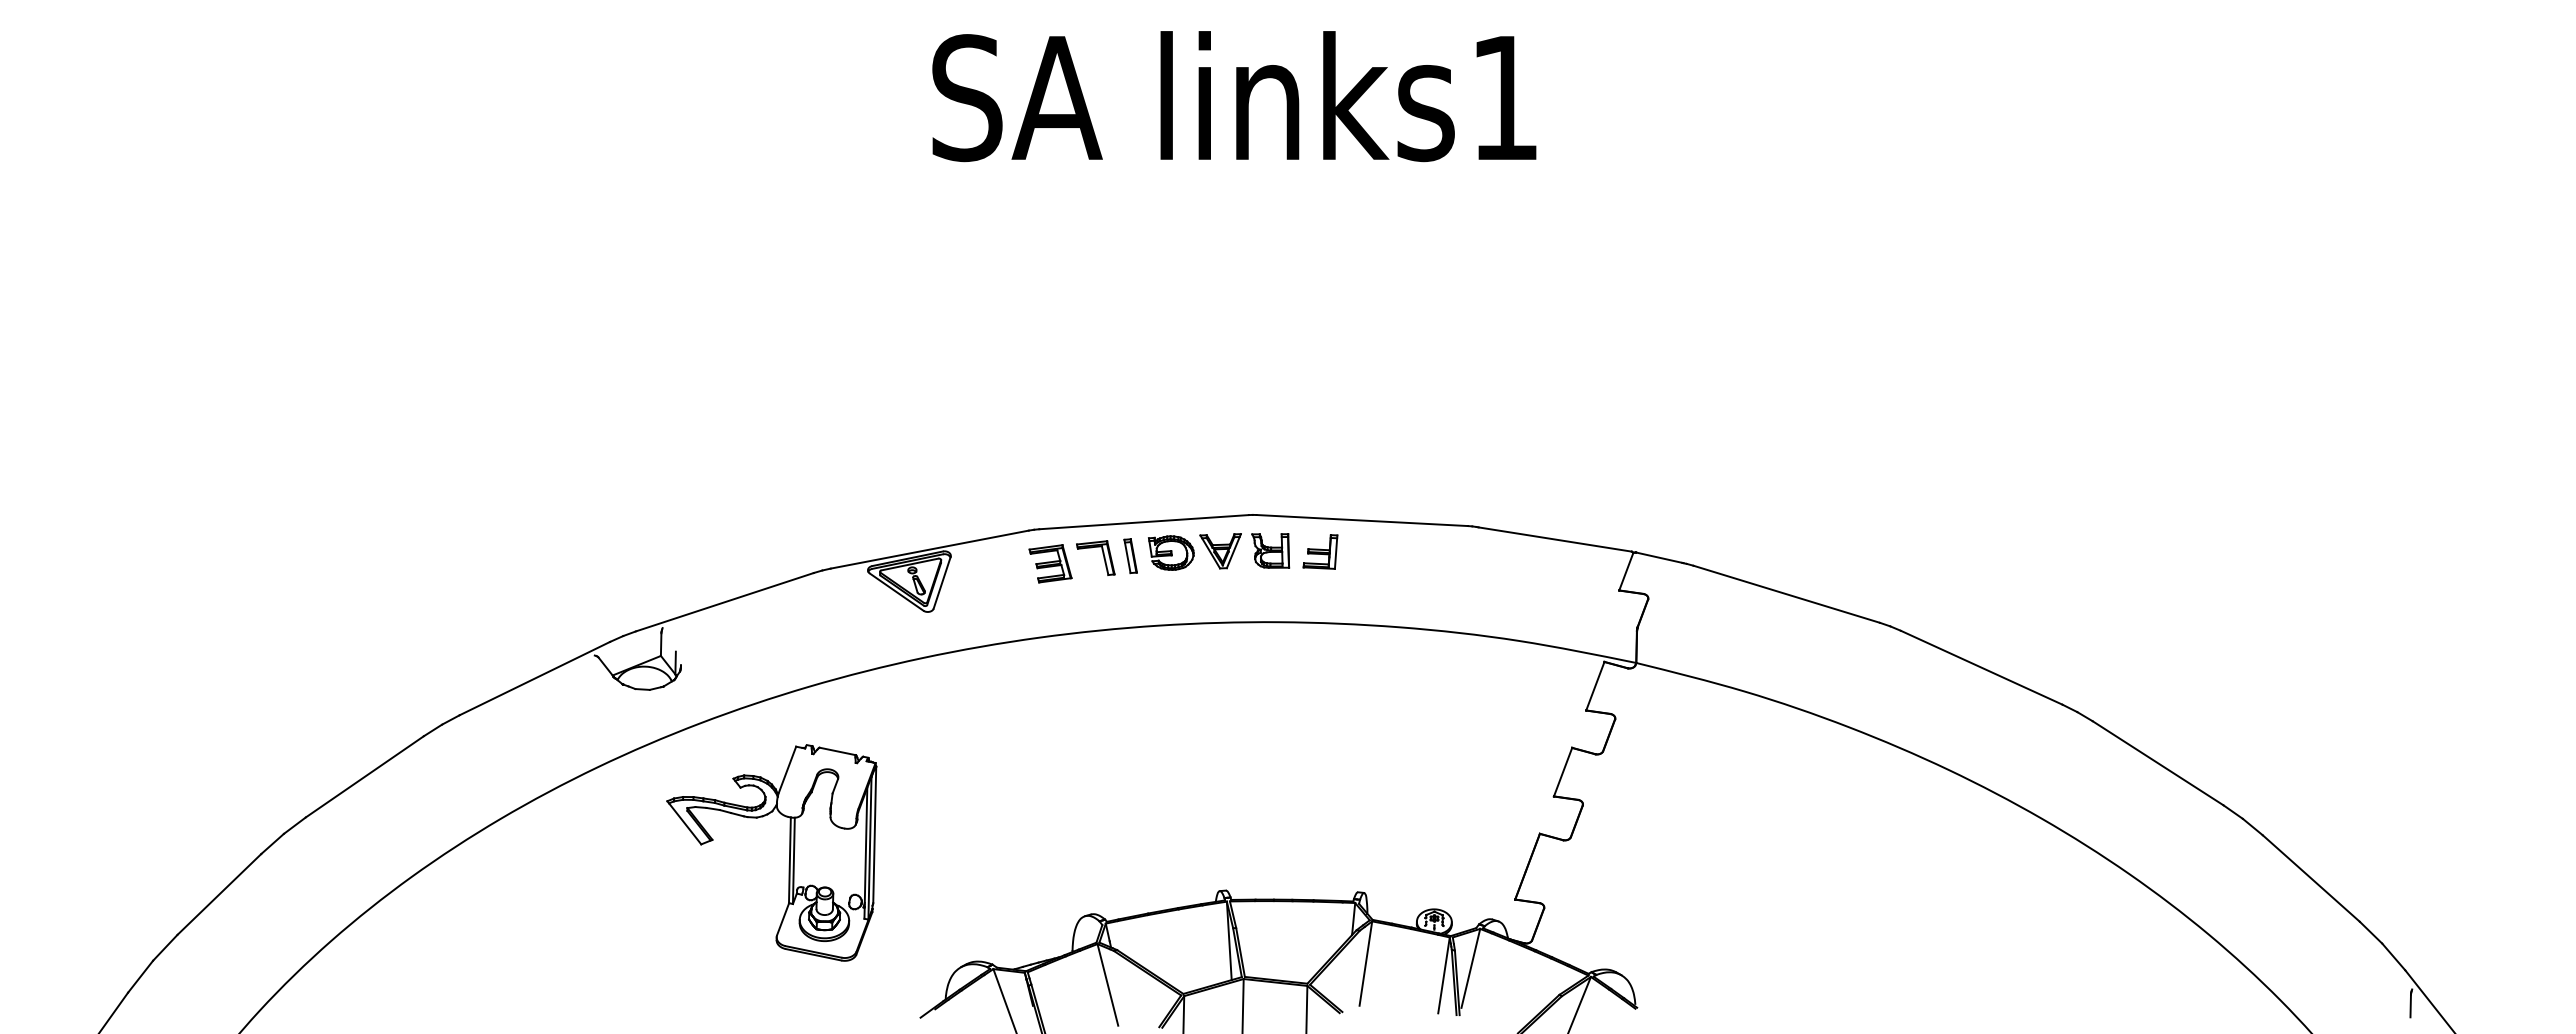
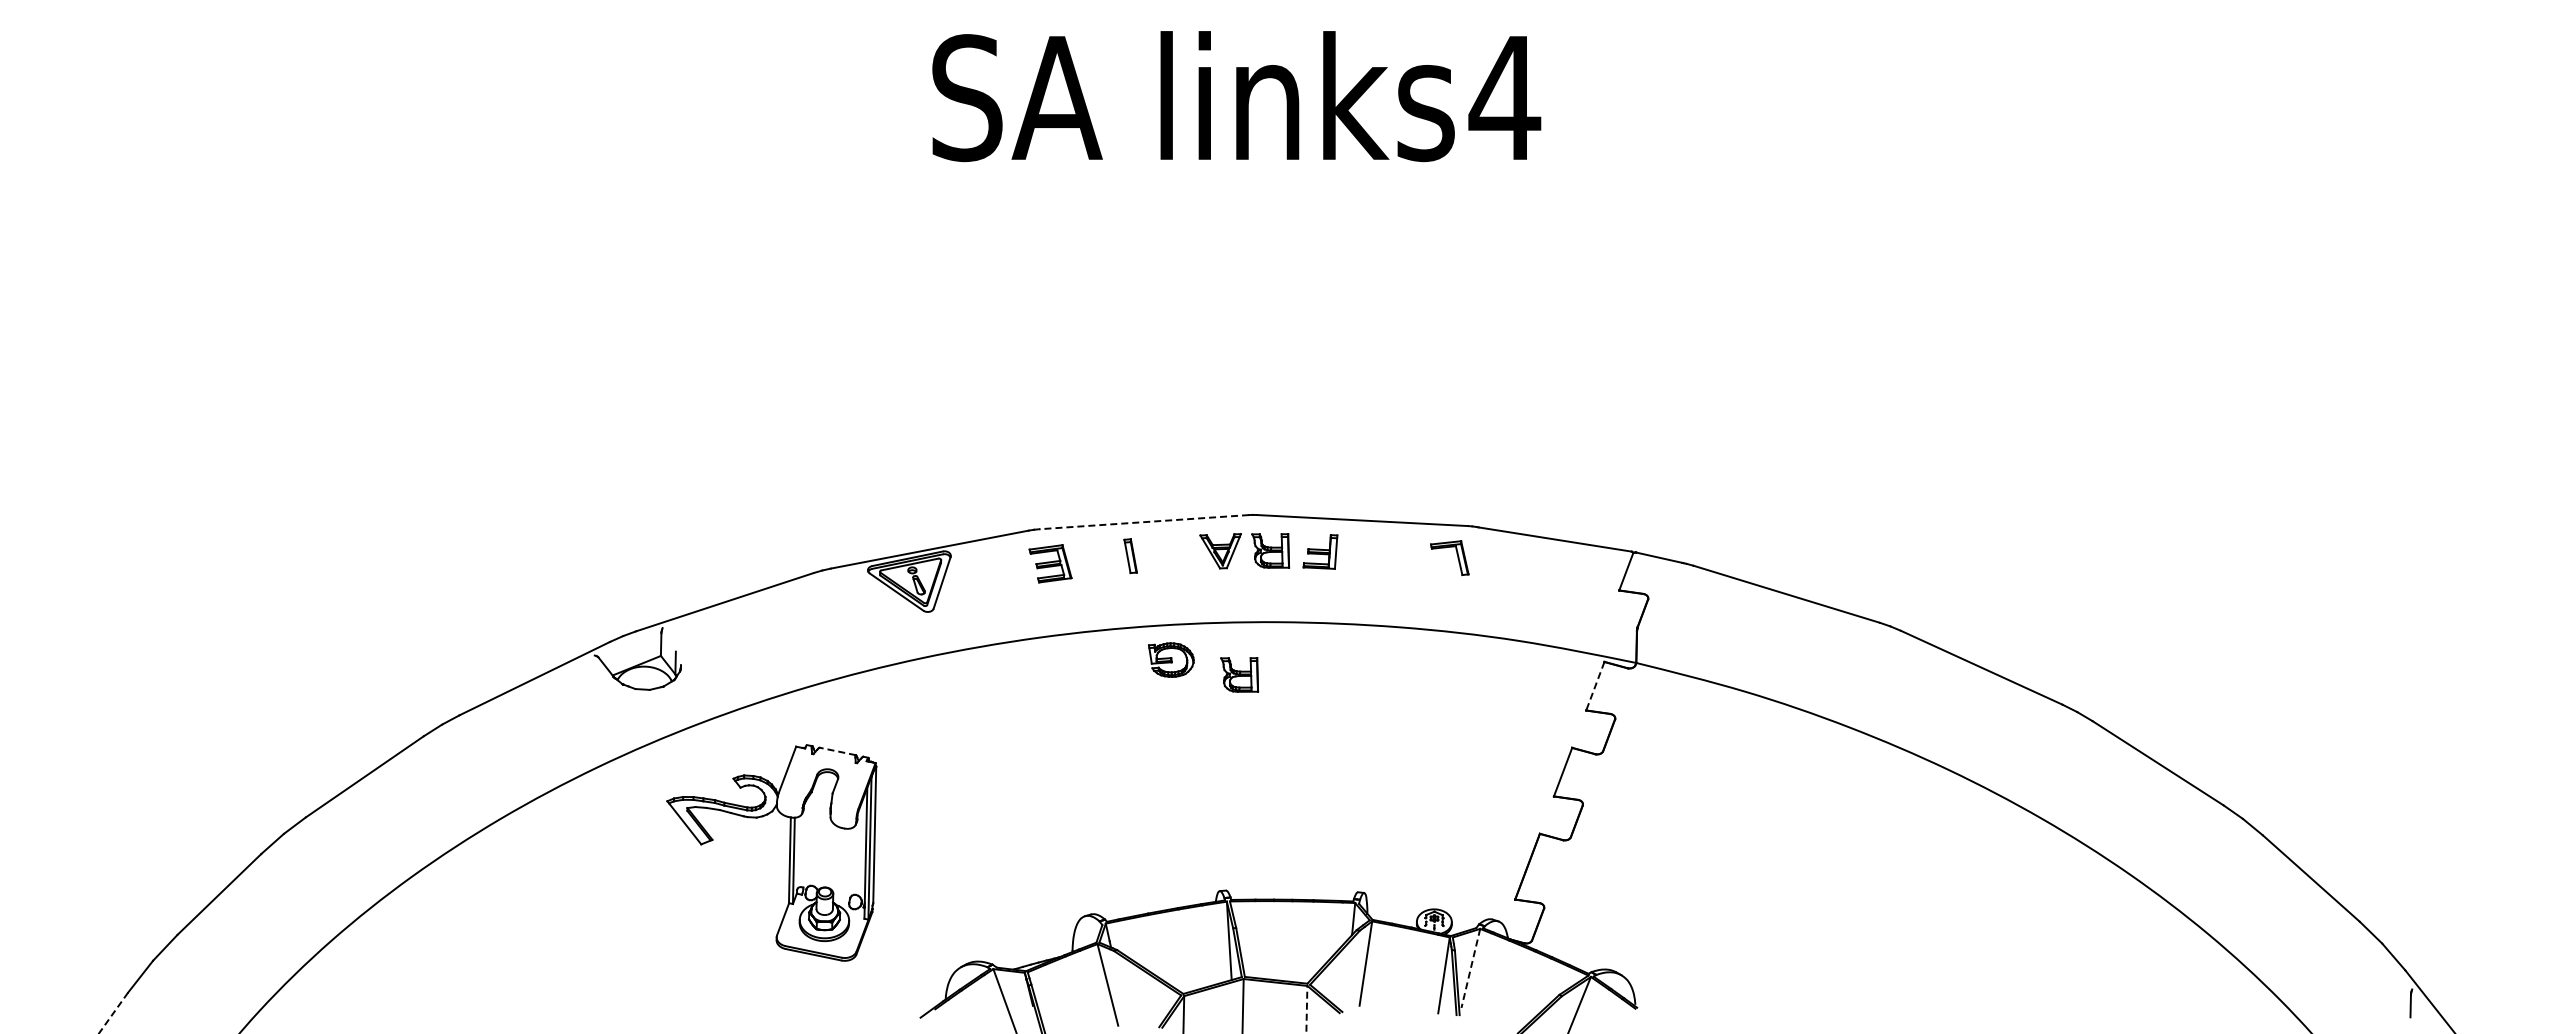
text: links1 -> links4 (1504, 97)
line: solid -> dashed (1143, 522)
part position: (1171, 552) -> (1171, 659) (1171, 659)
part position: (1102, 554) -> (1456, 554) (1456, 554)
part: none -> present (1239, 674)
line: solid -> dashed (1595, 686)
line: solid -> dashed (837, 751)
line: solid -> dashed (1470, 968)
line: solid -> dashed (1306, 1009)
line: solid -> dashed (113, 1013)
